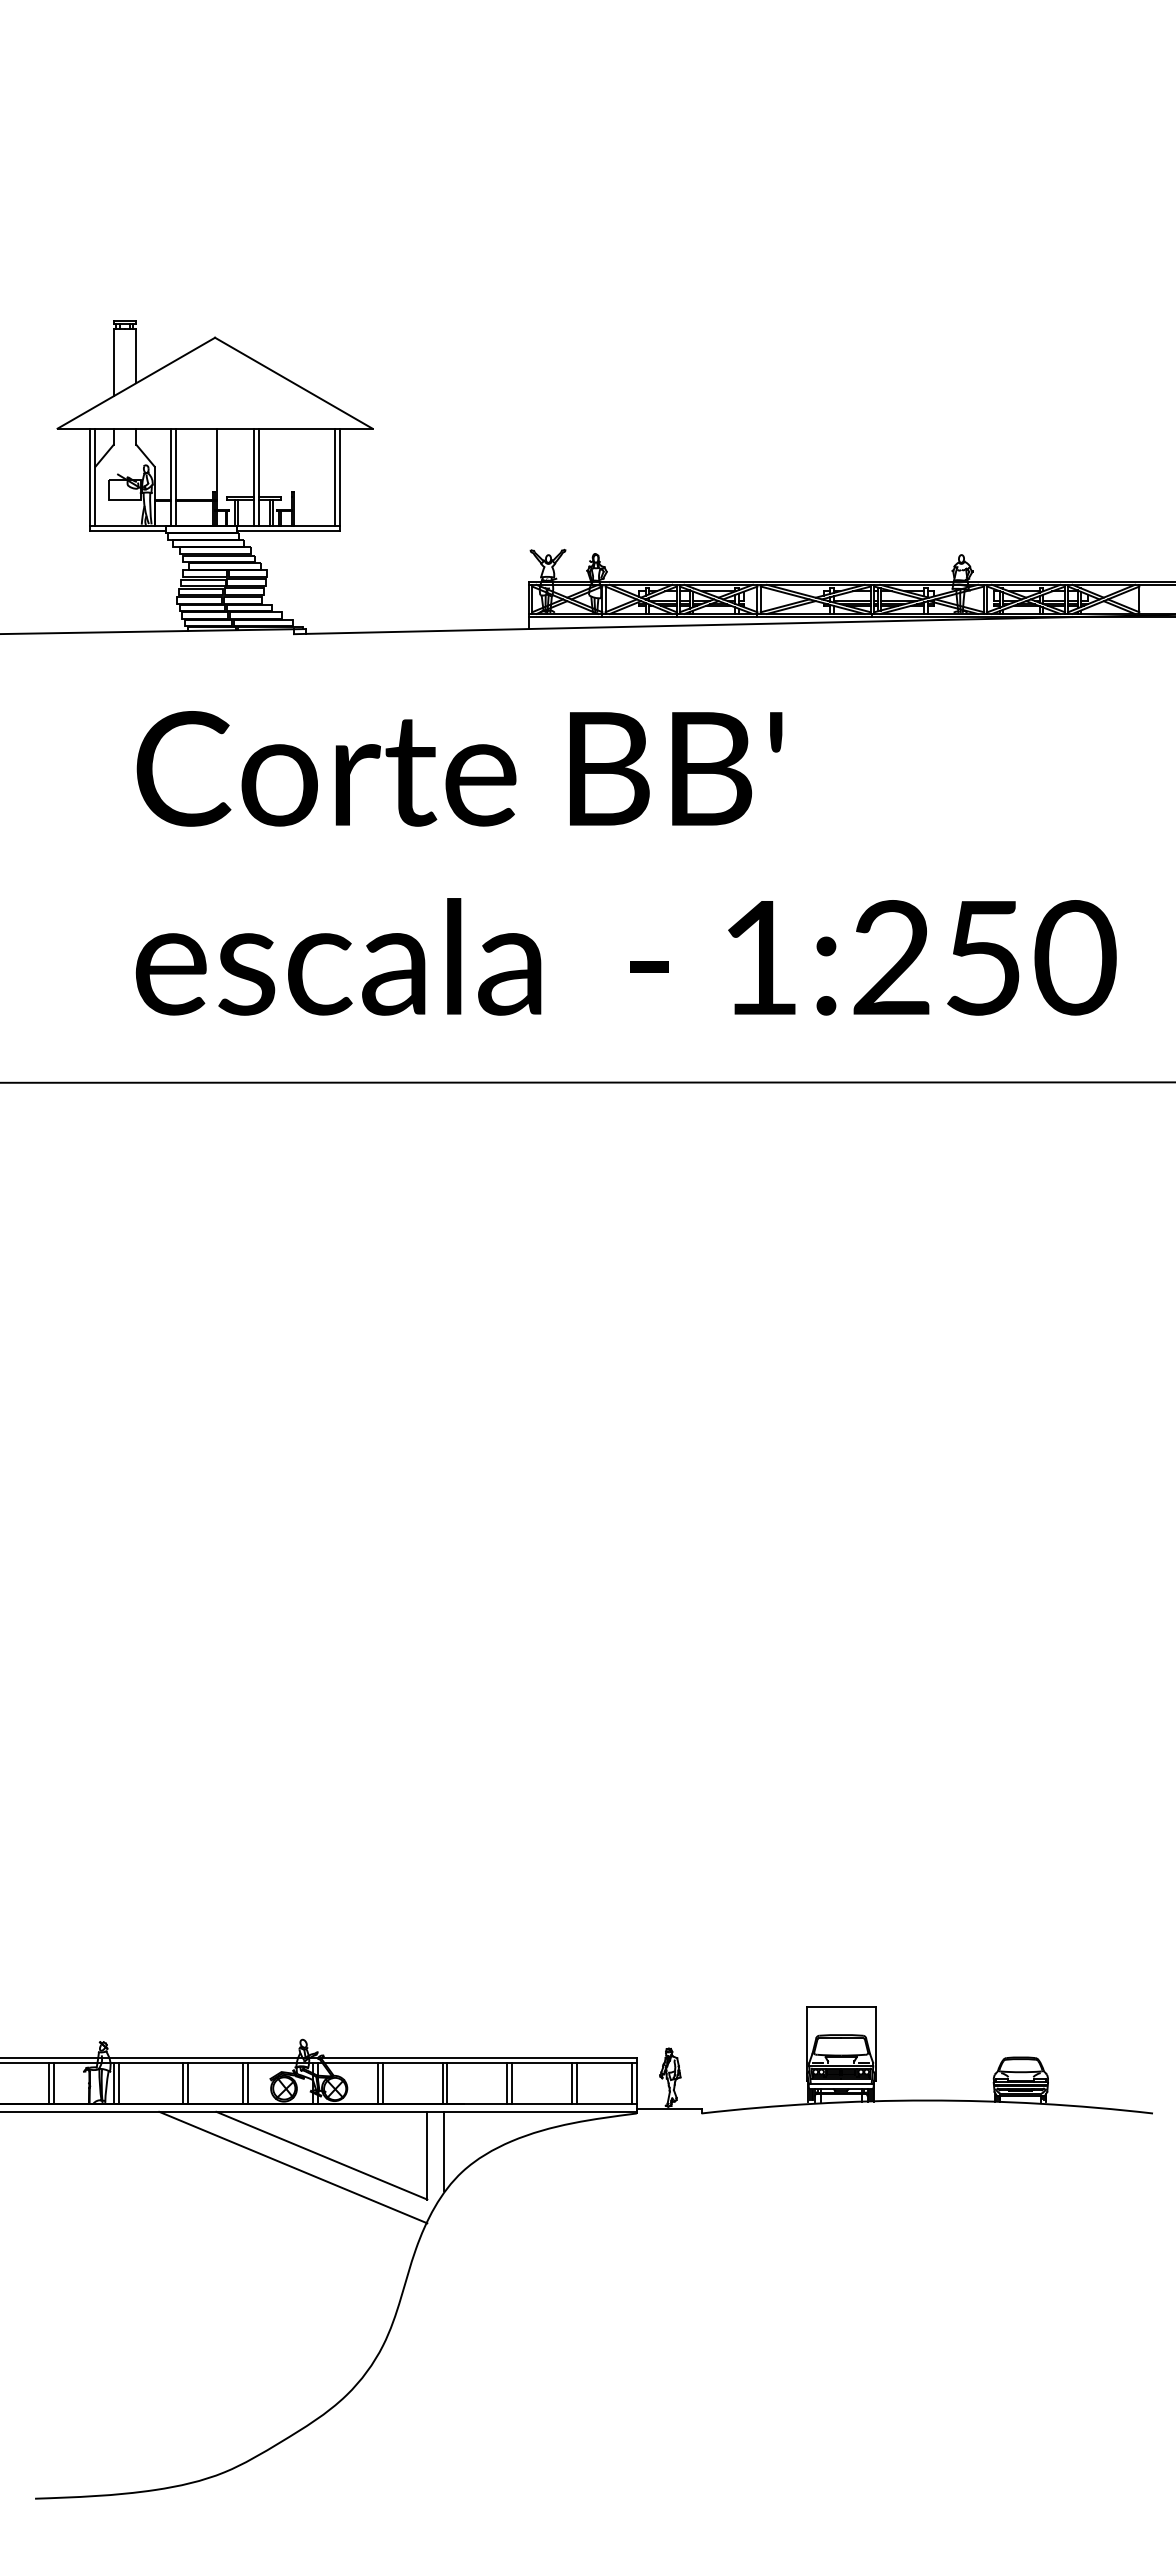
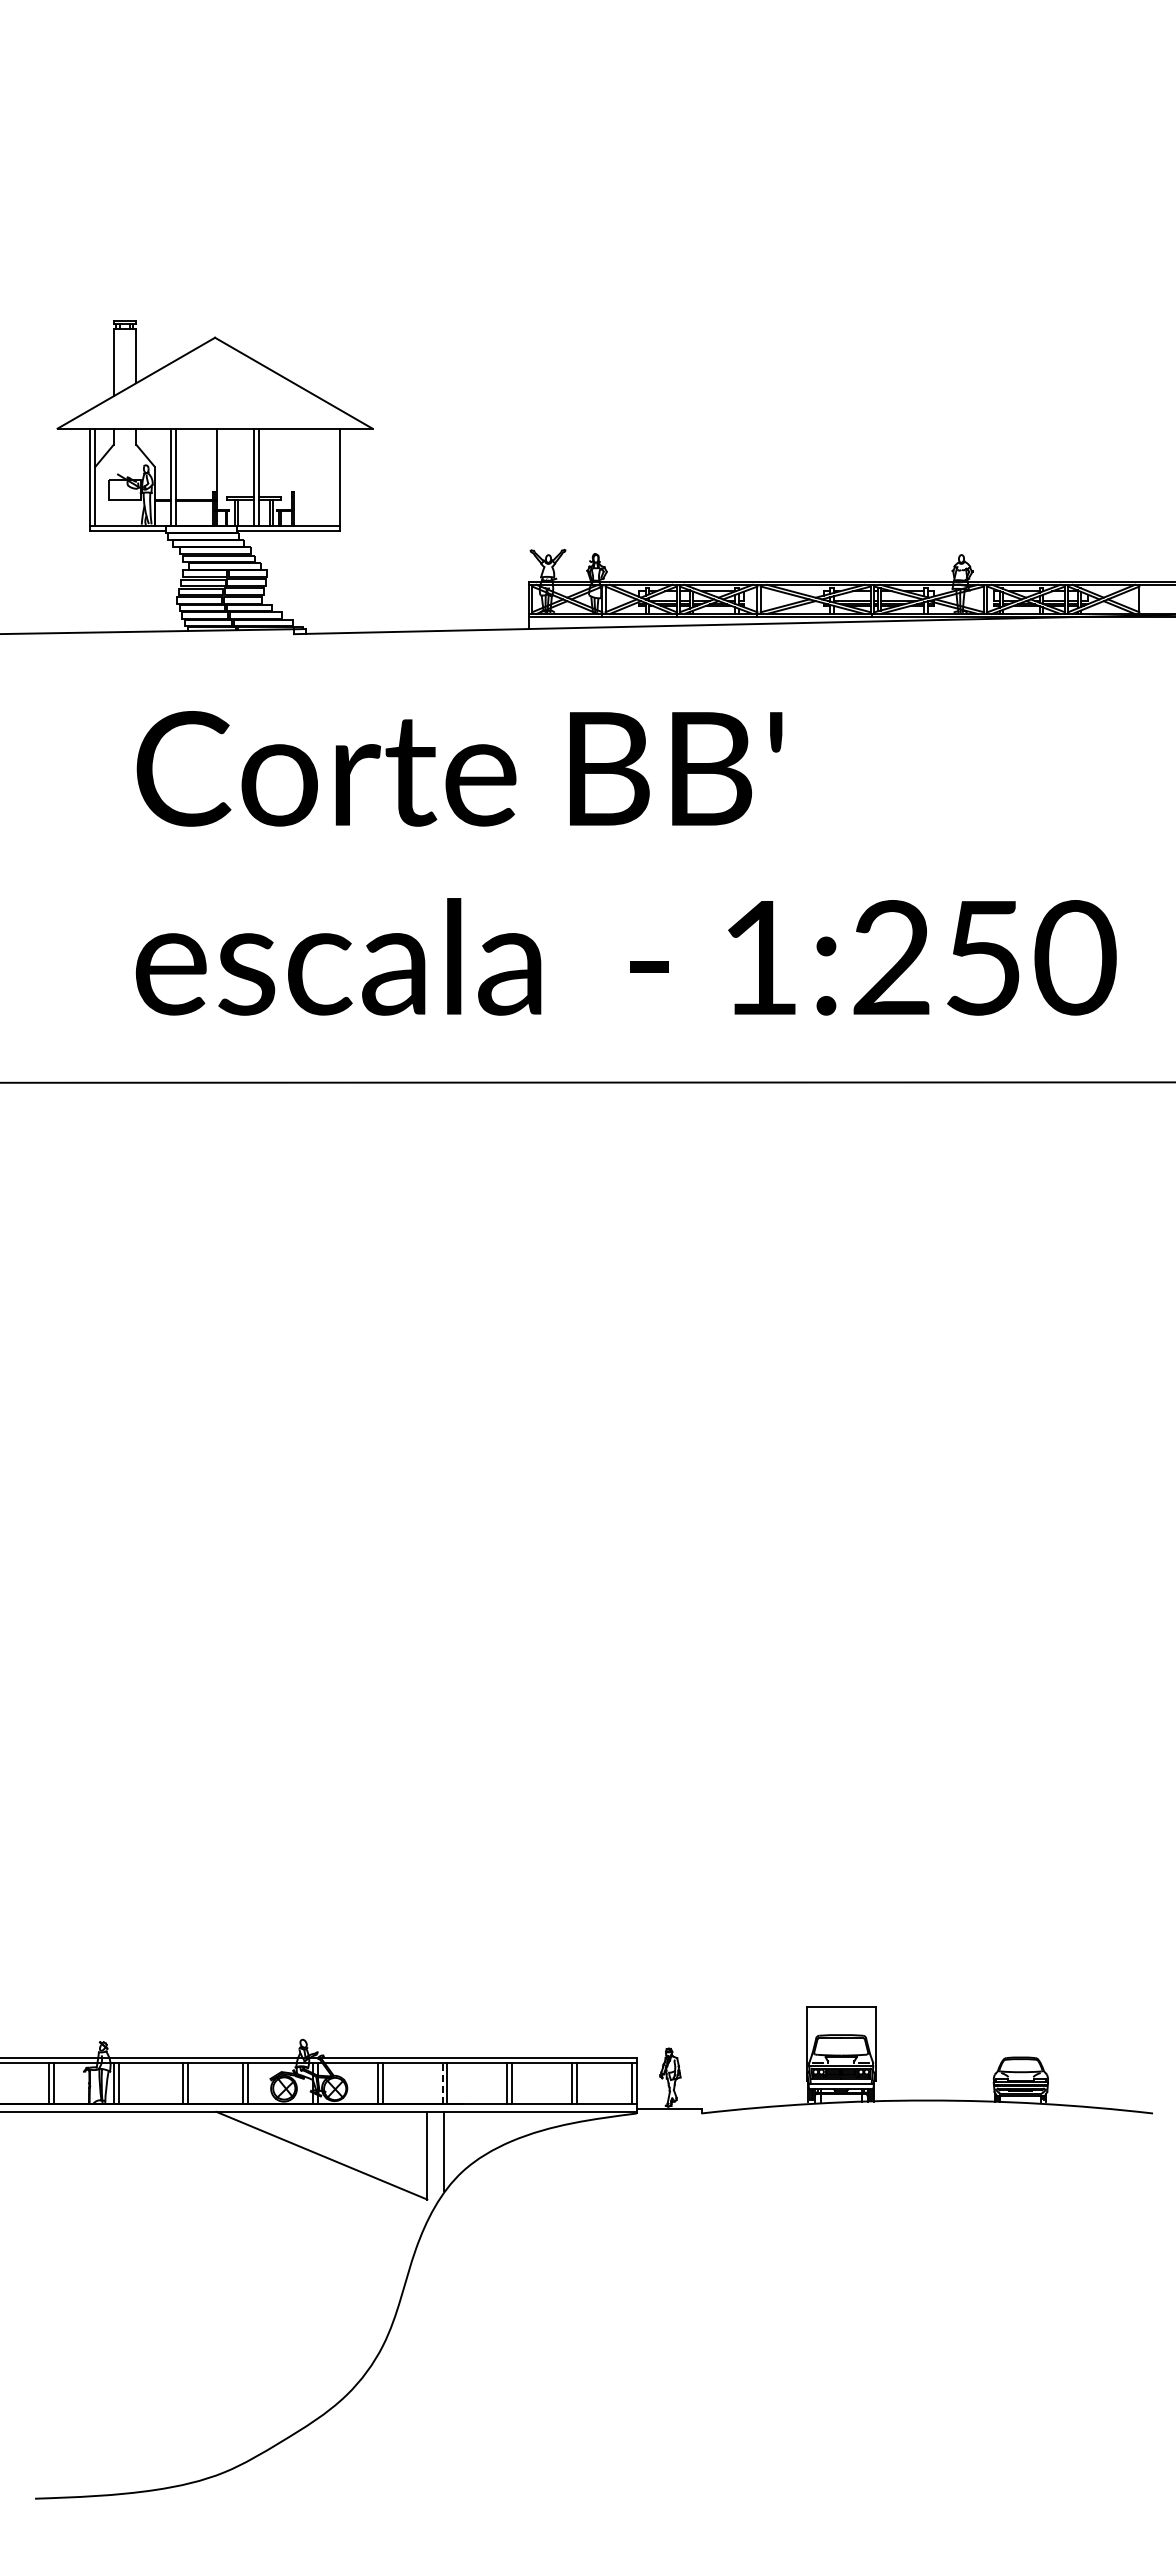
line: present -> none (335, 476)
line: solid -> dashed (442, 2083)
line: present -> none (293, 2167)
